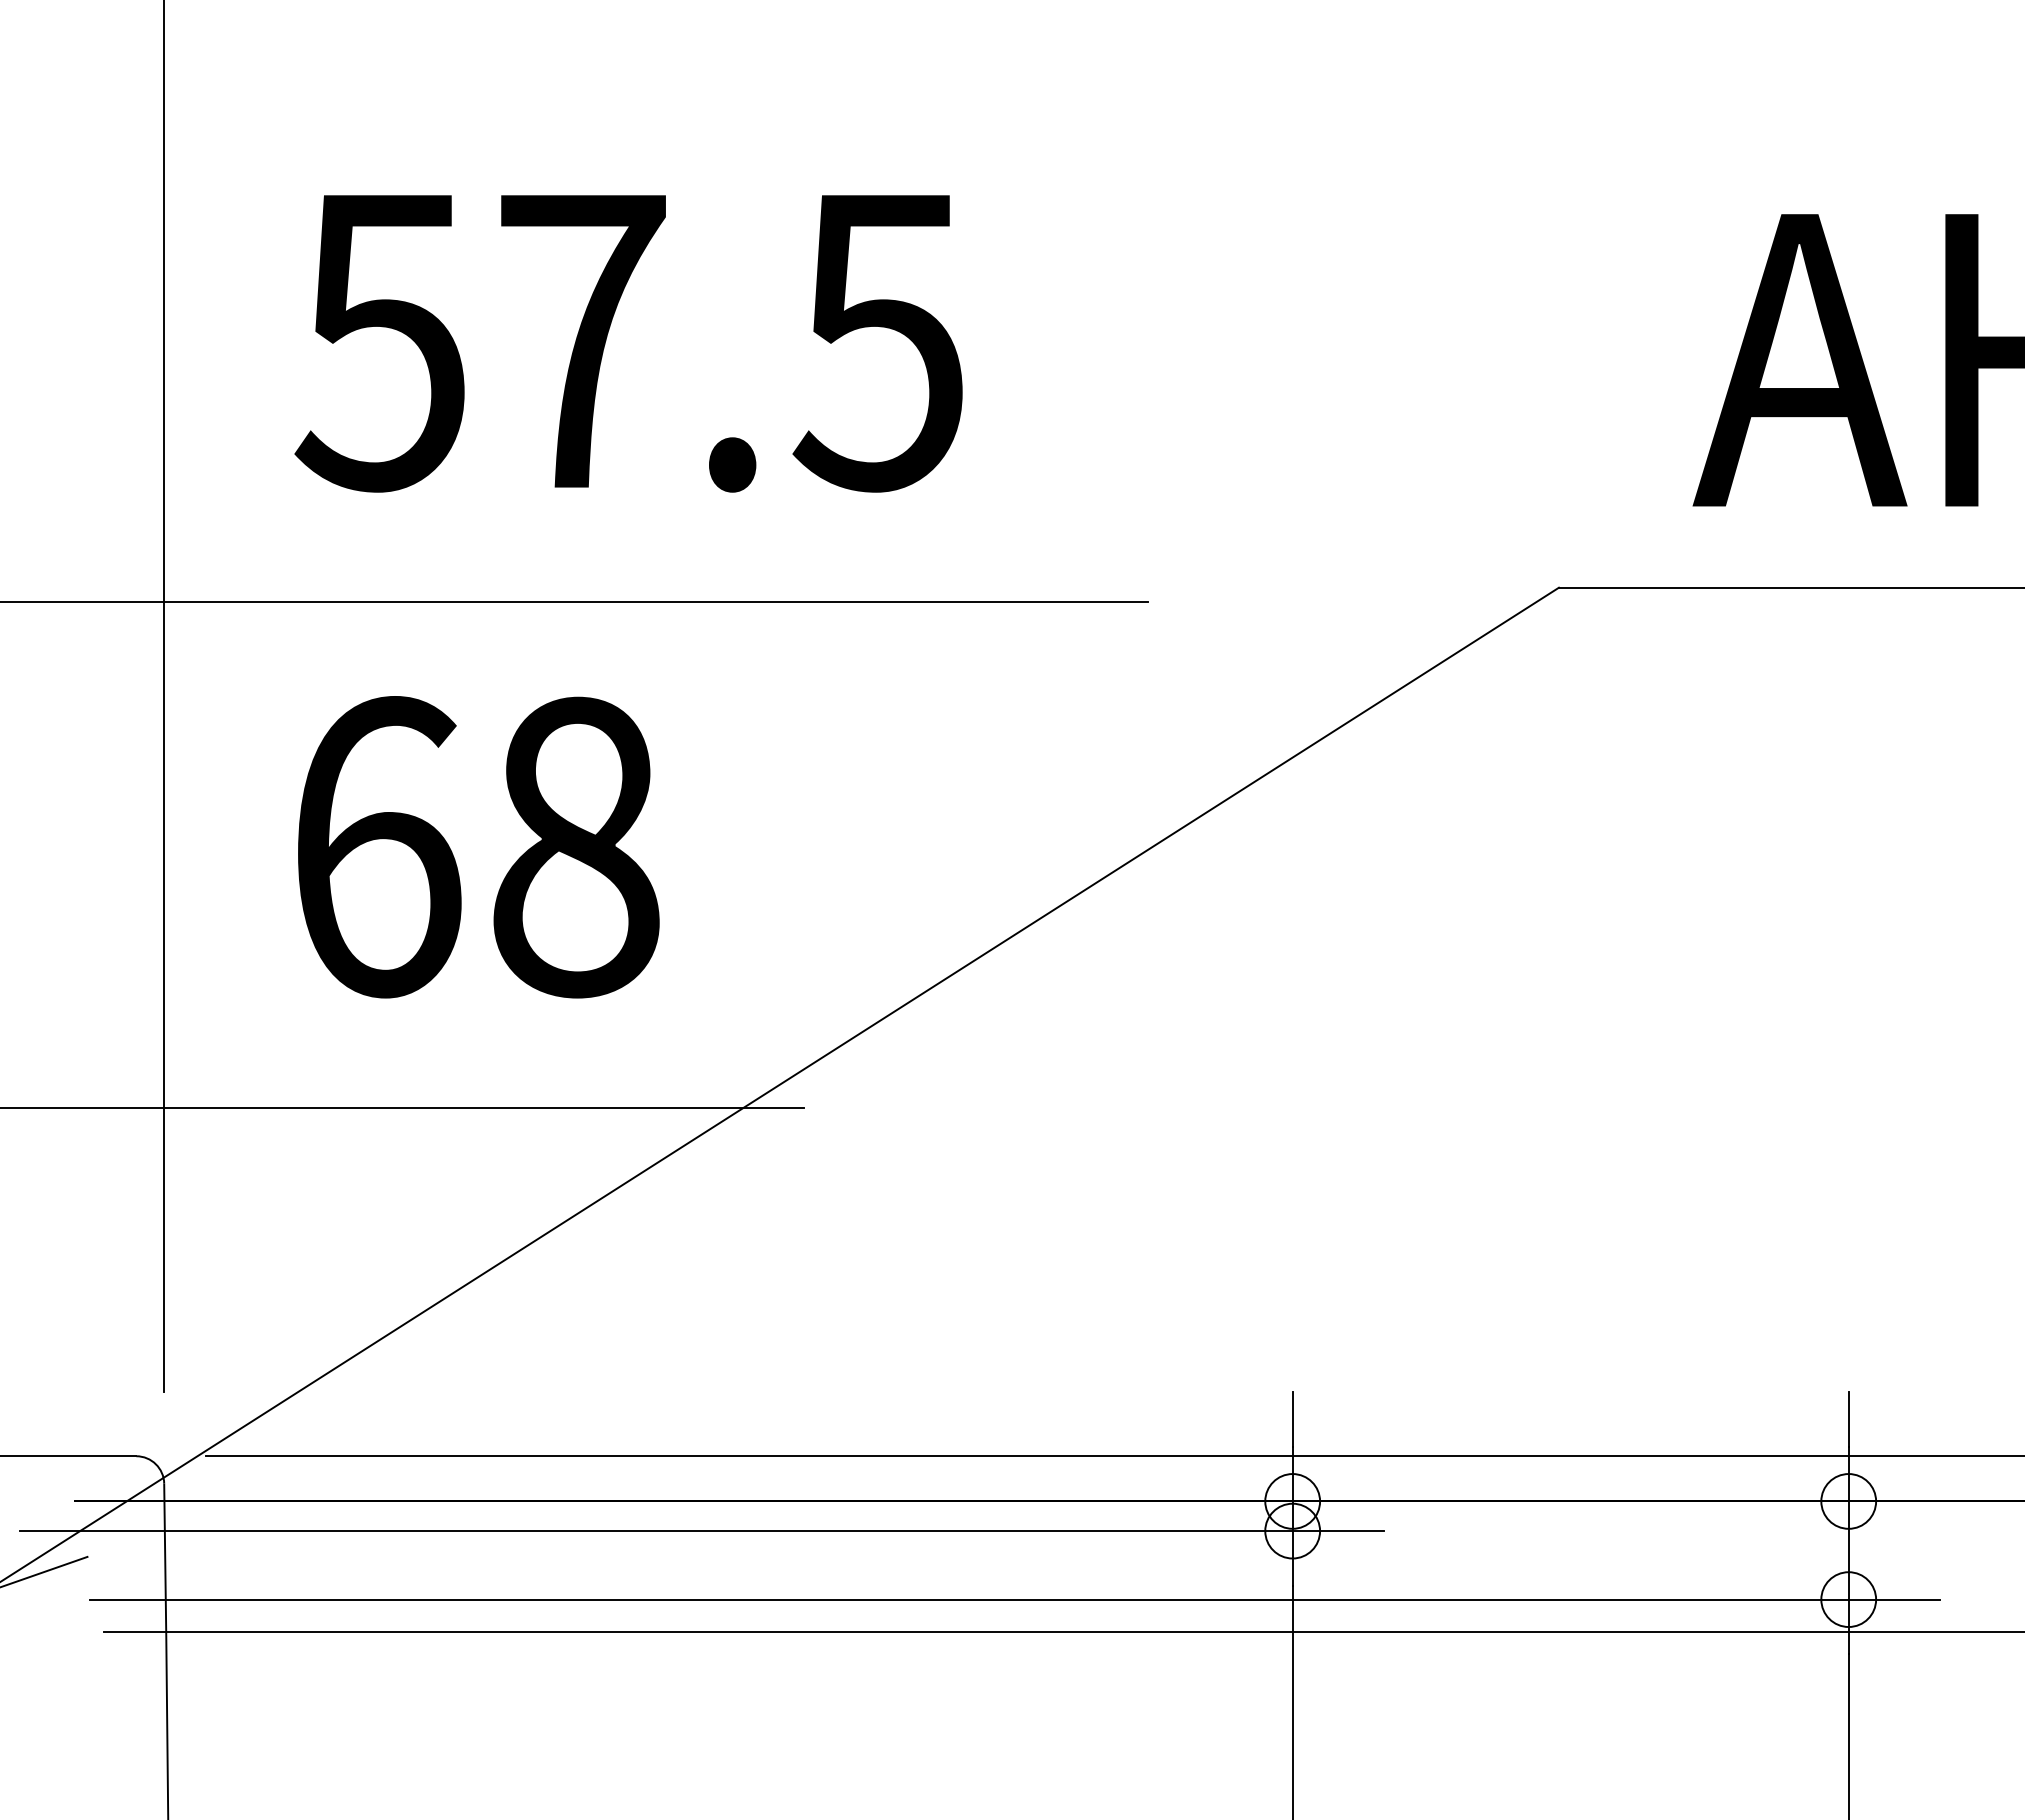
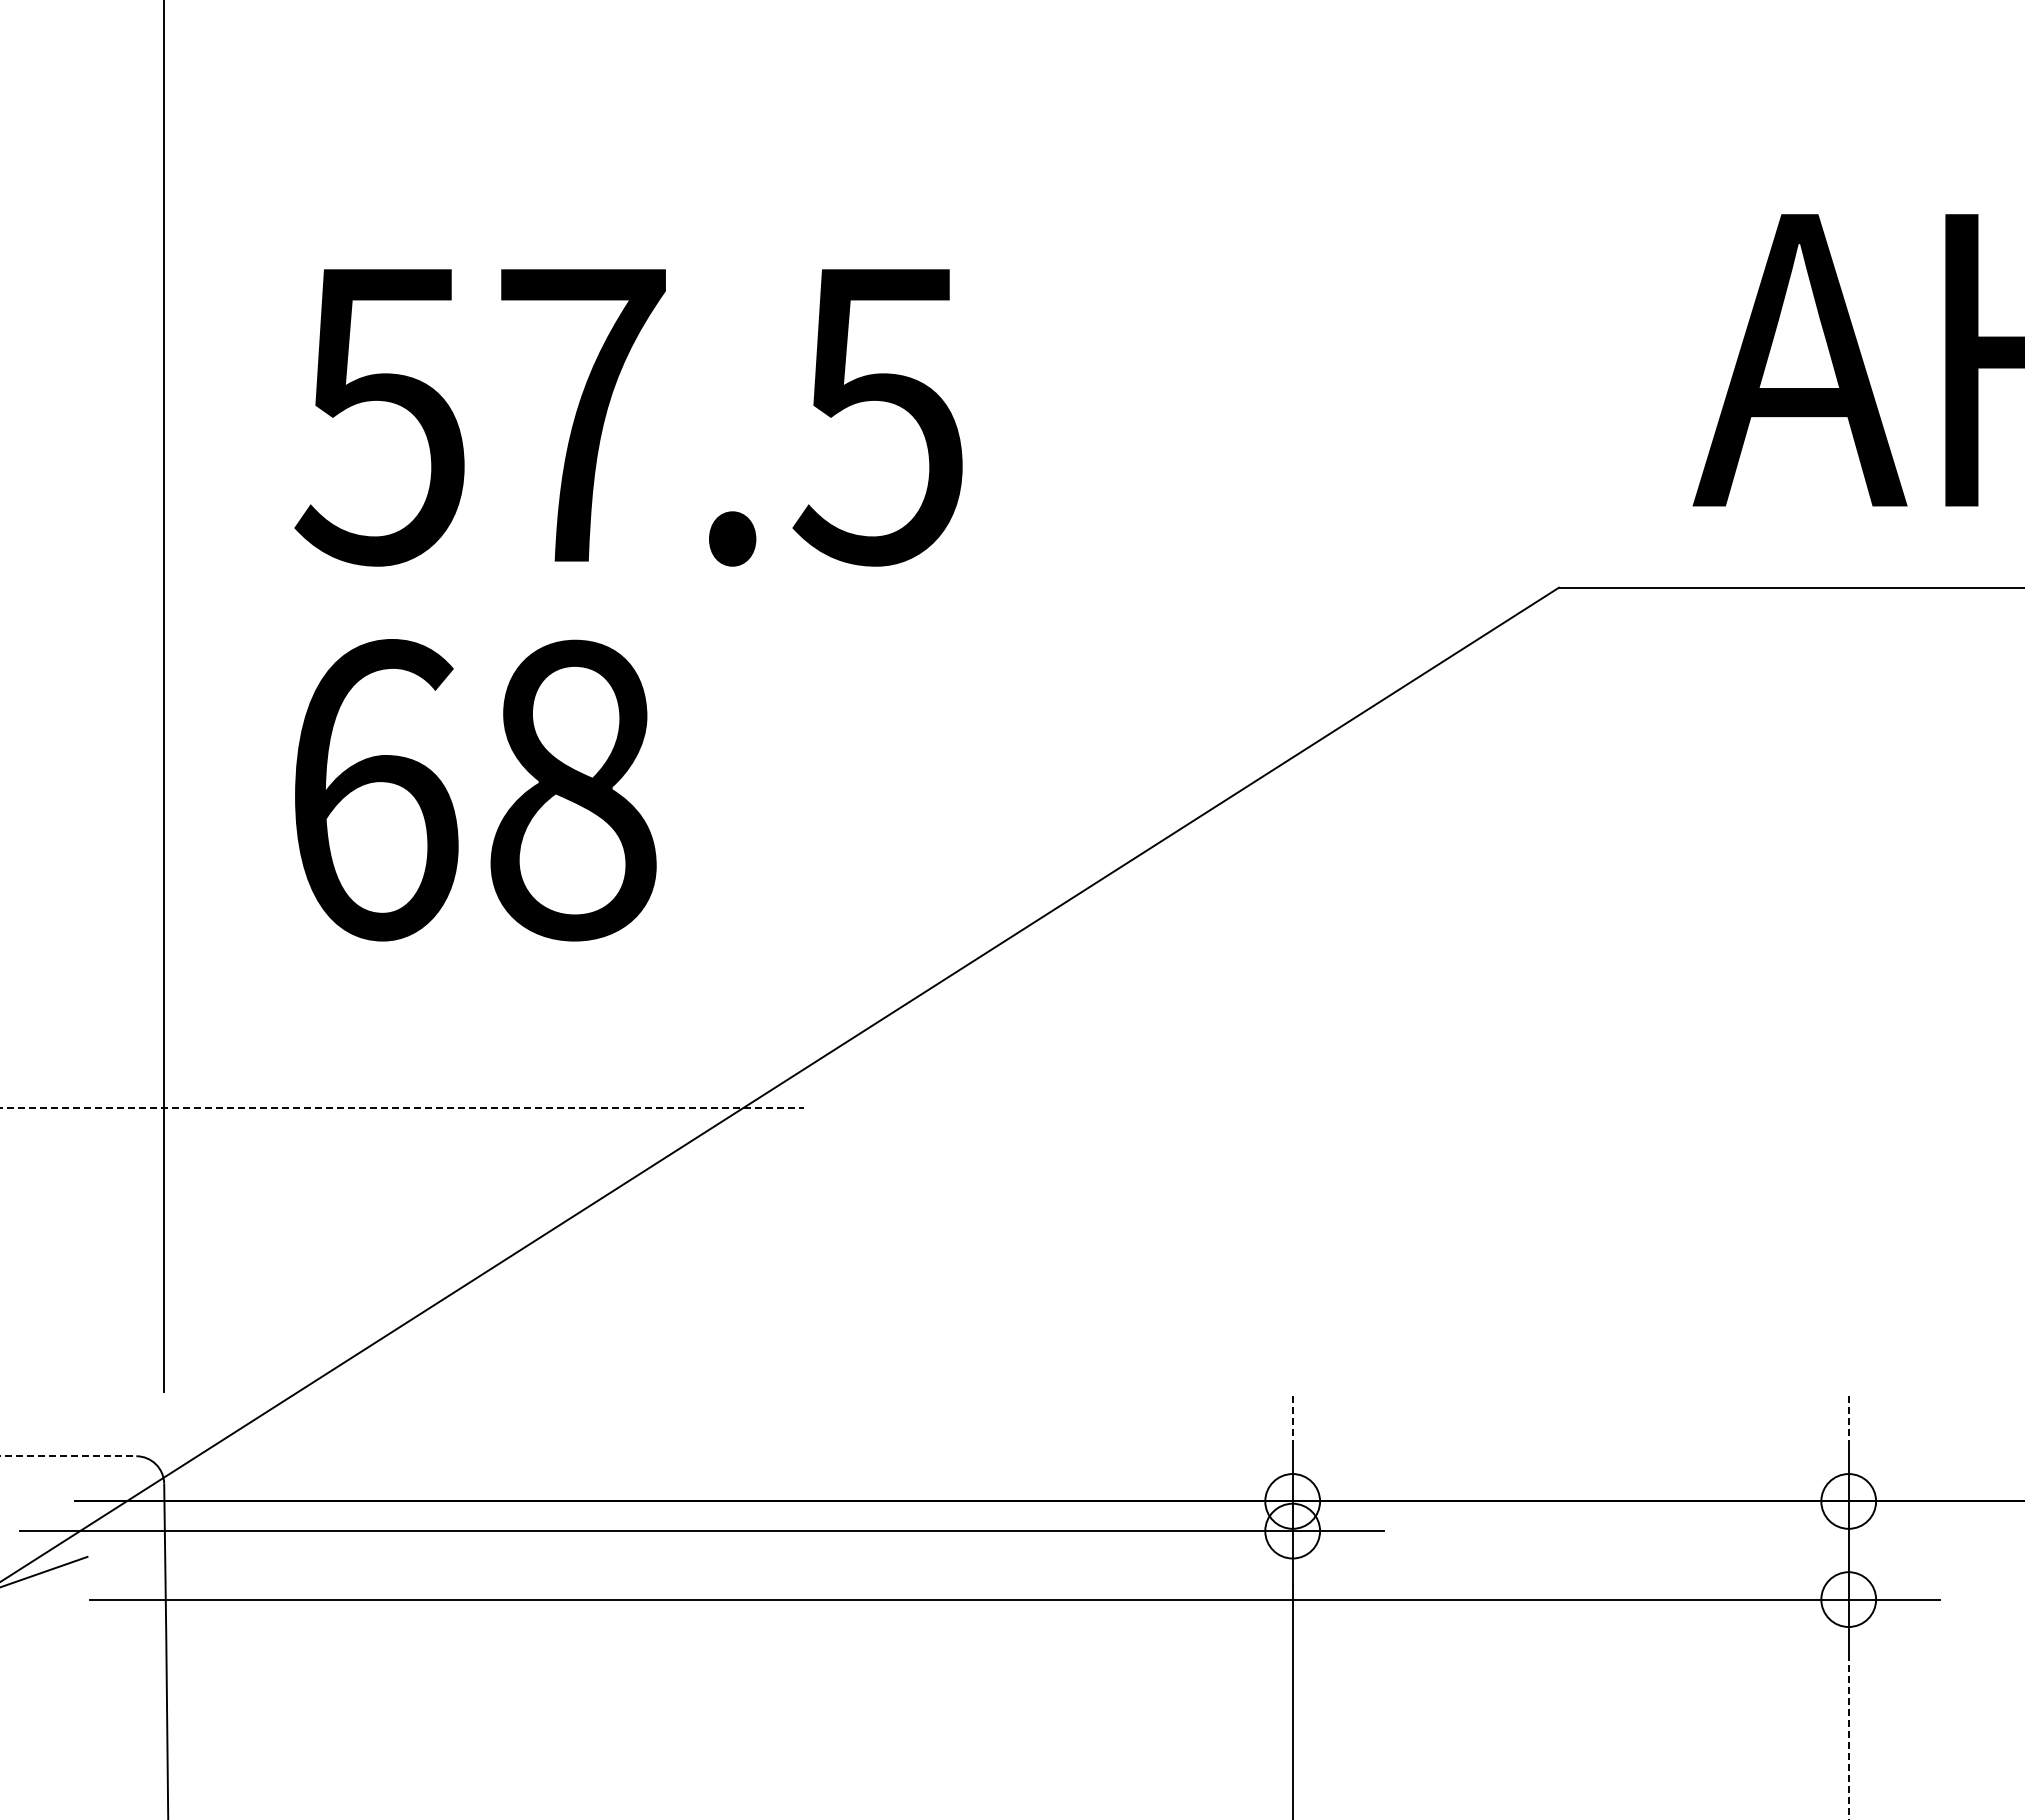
text position: (628, 343) -> (628, 417) (628, 417)
line: present -> none (575, 601)
text position: (478, 847) -> (475, 790) (475, 790)
line: solid -> dashed (402, 1107)
line: solid -> dashed (1292, 1418)
line: solid -> dashed (1848, 1418)
line: solid -> dashed (68, 1456)
line: present -> none (1113, 1456)
line: present -> none (1062, 1631)
line: solid -> dashed (1848, 1737)
